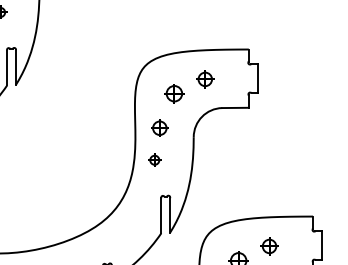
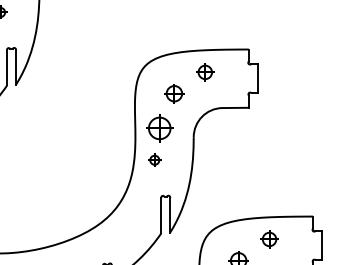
part position: (205, 79) -> (205, 72) (205, 72)
part size: 18x18 px -> 28x29 px (159, 128)
part position: (269, 246) -> (269, 239) (269, 239)
